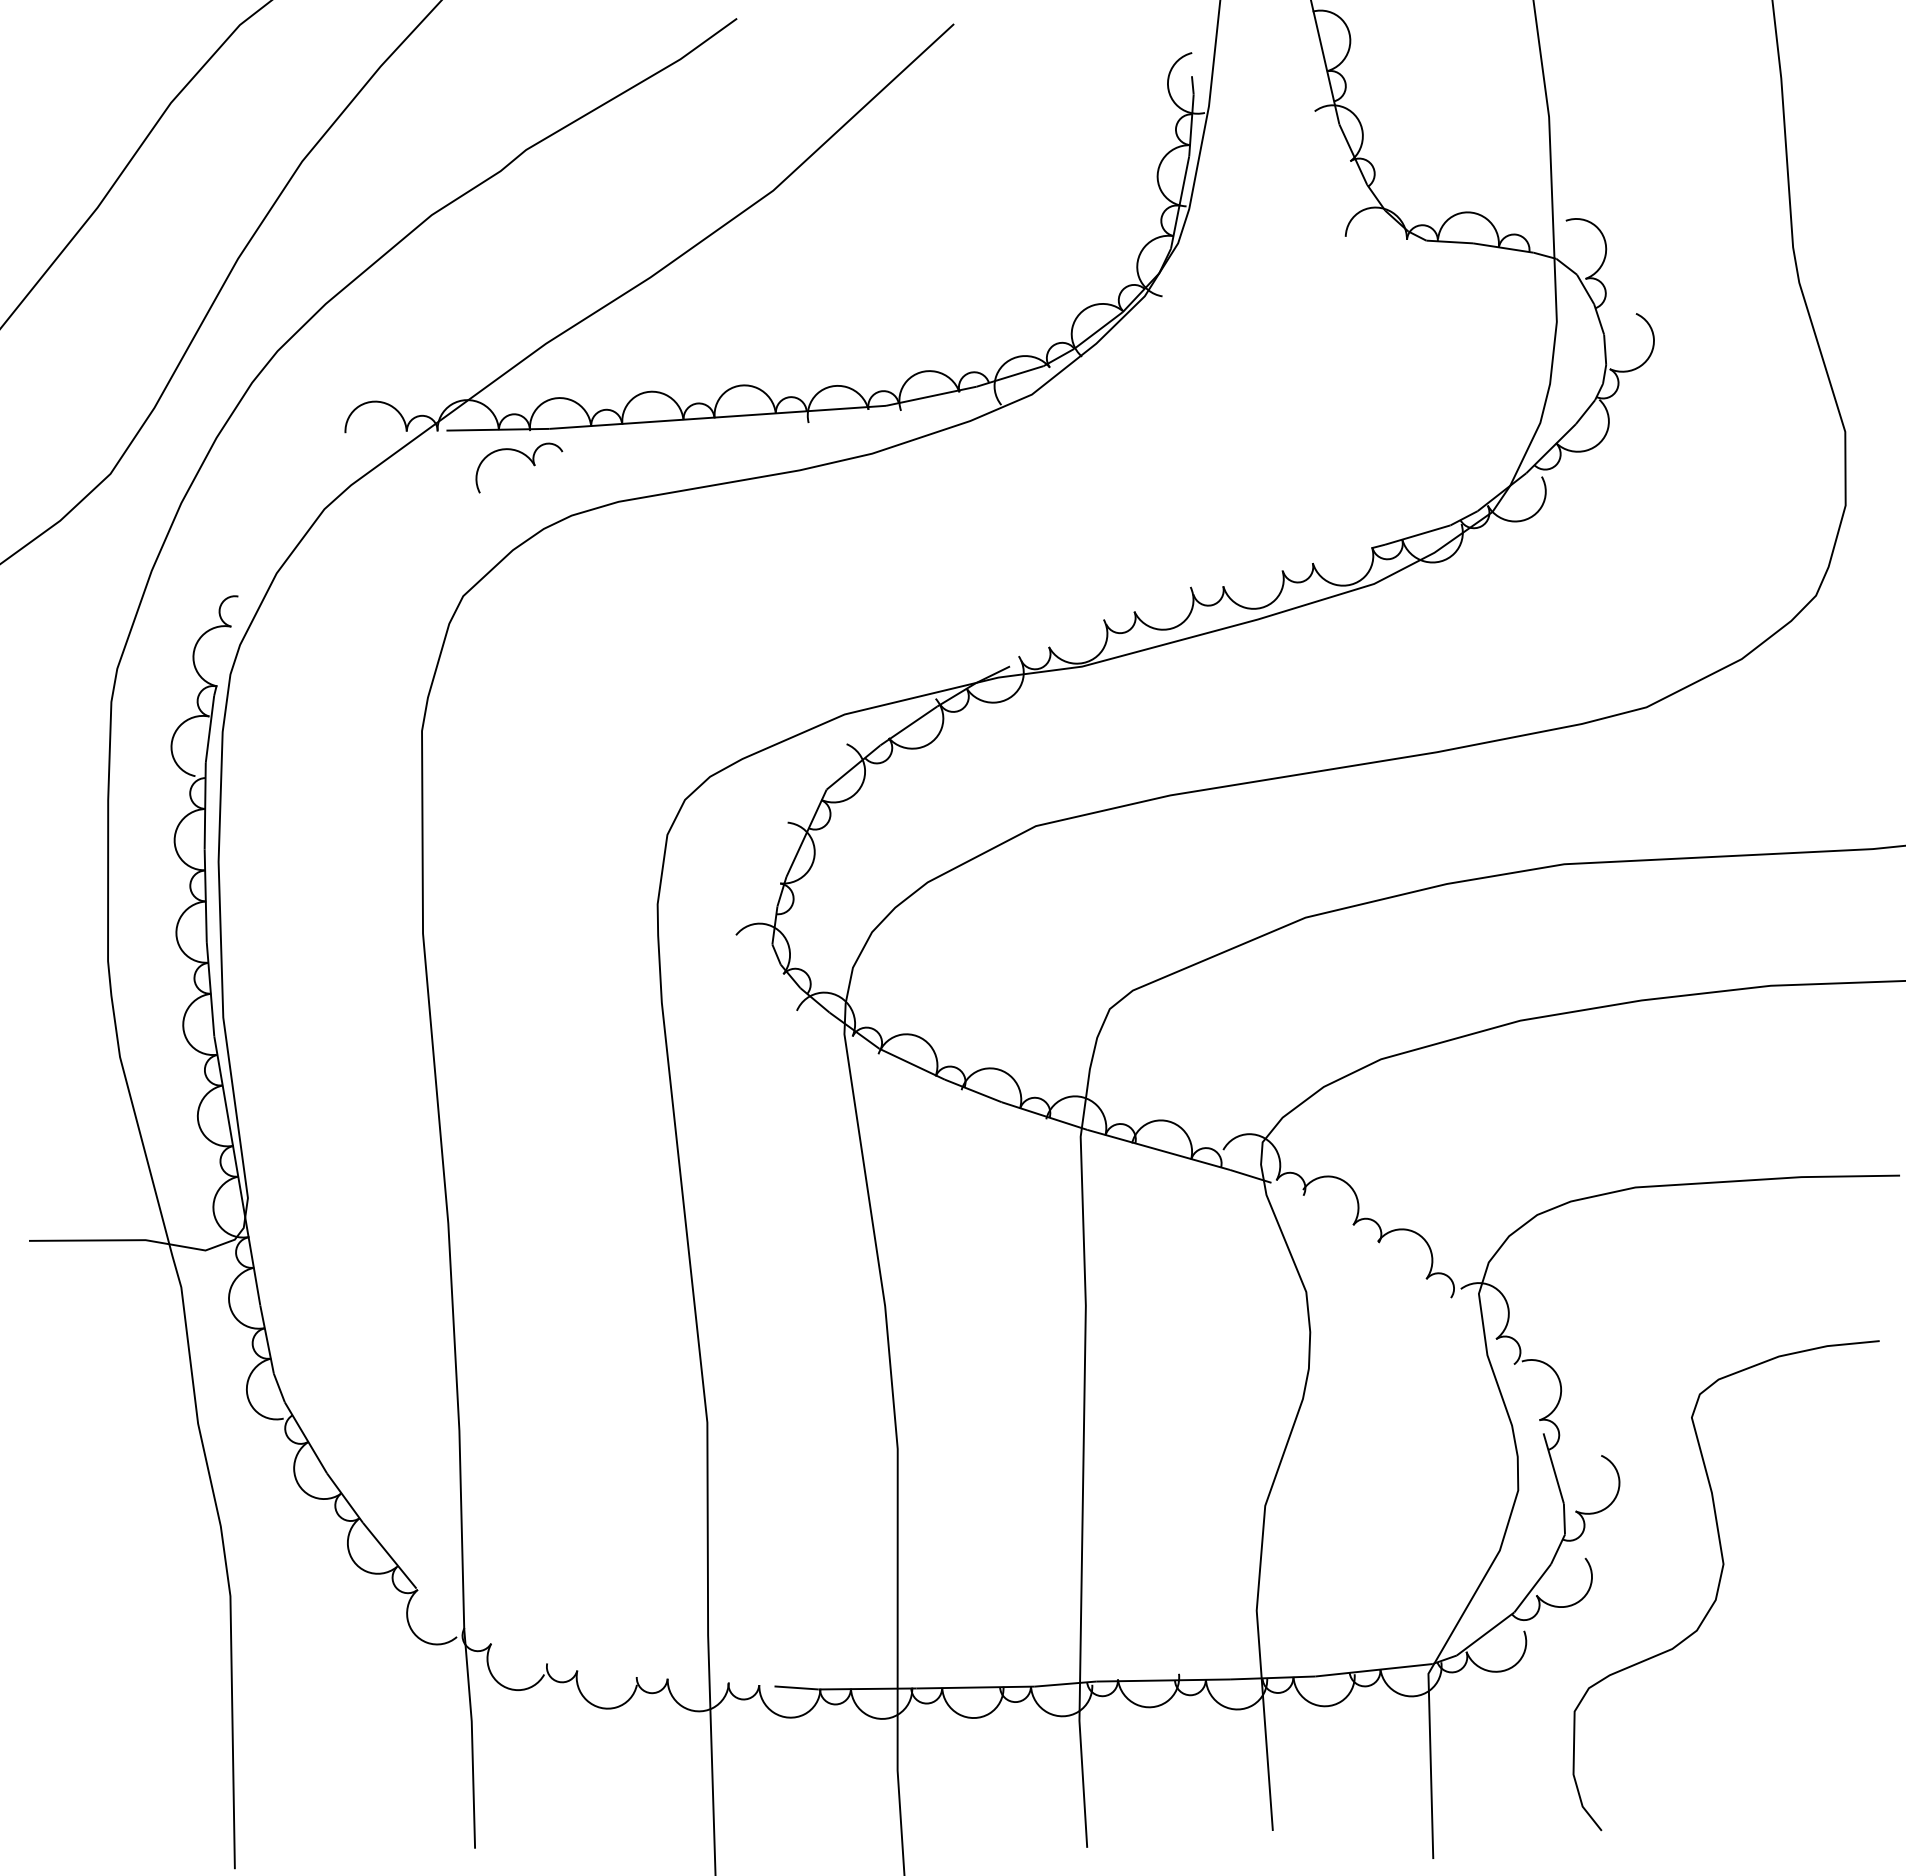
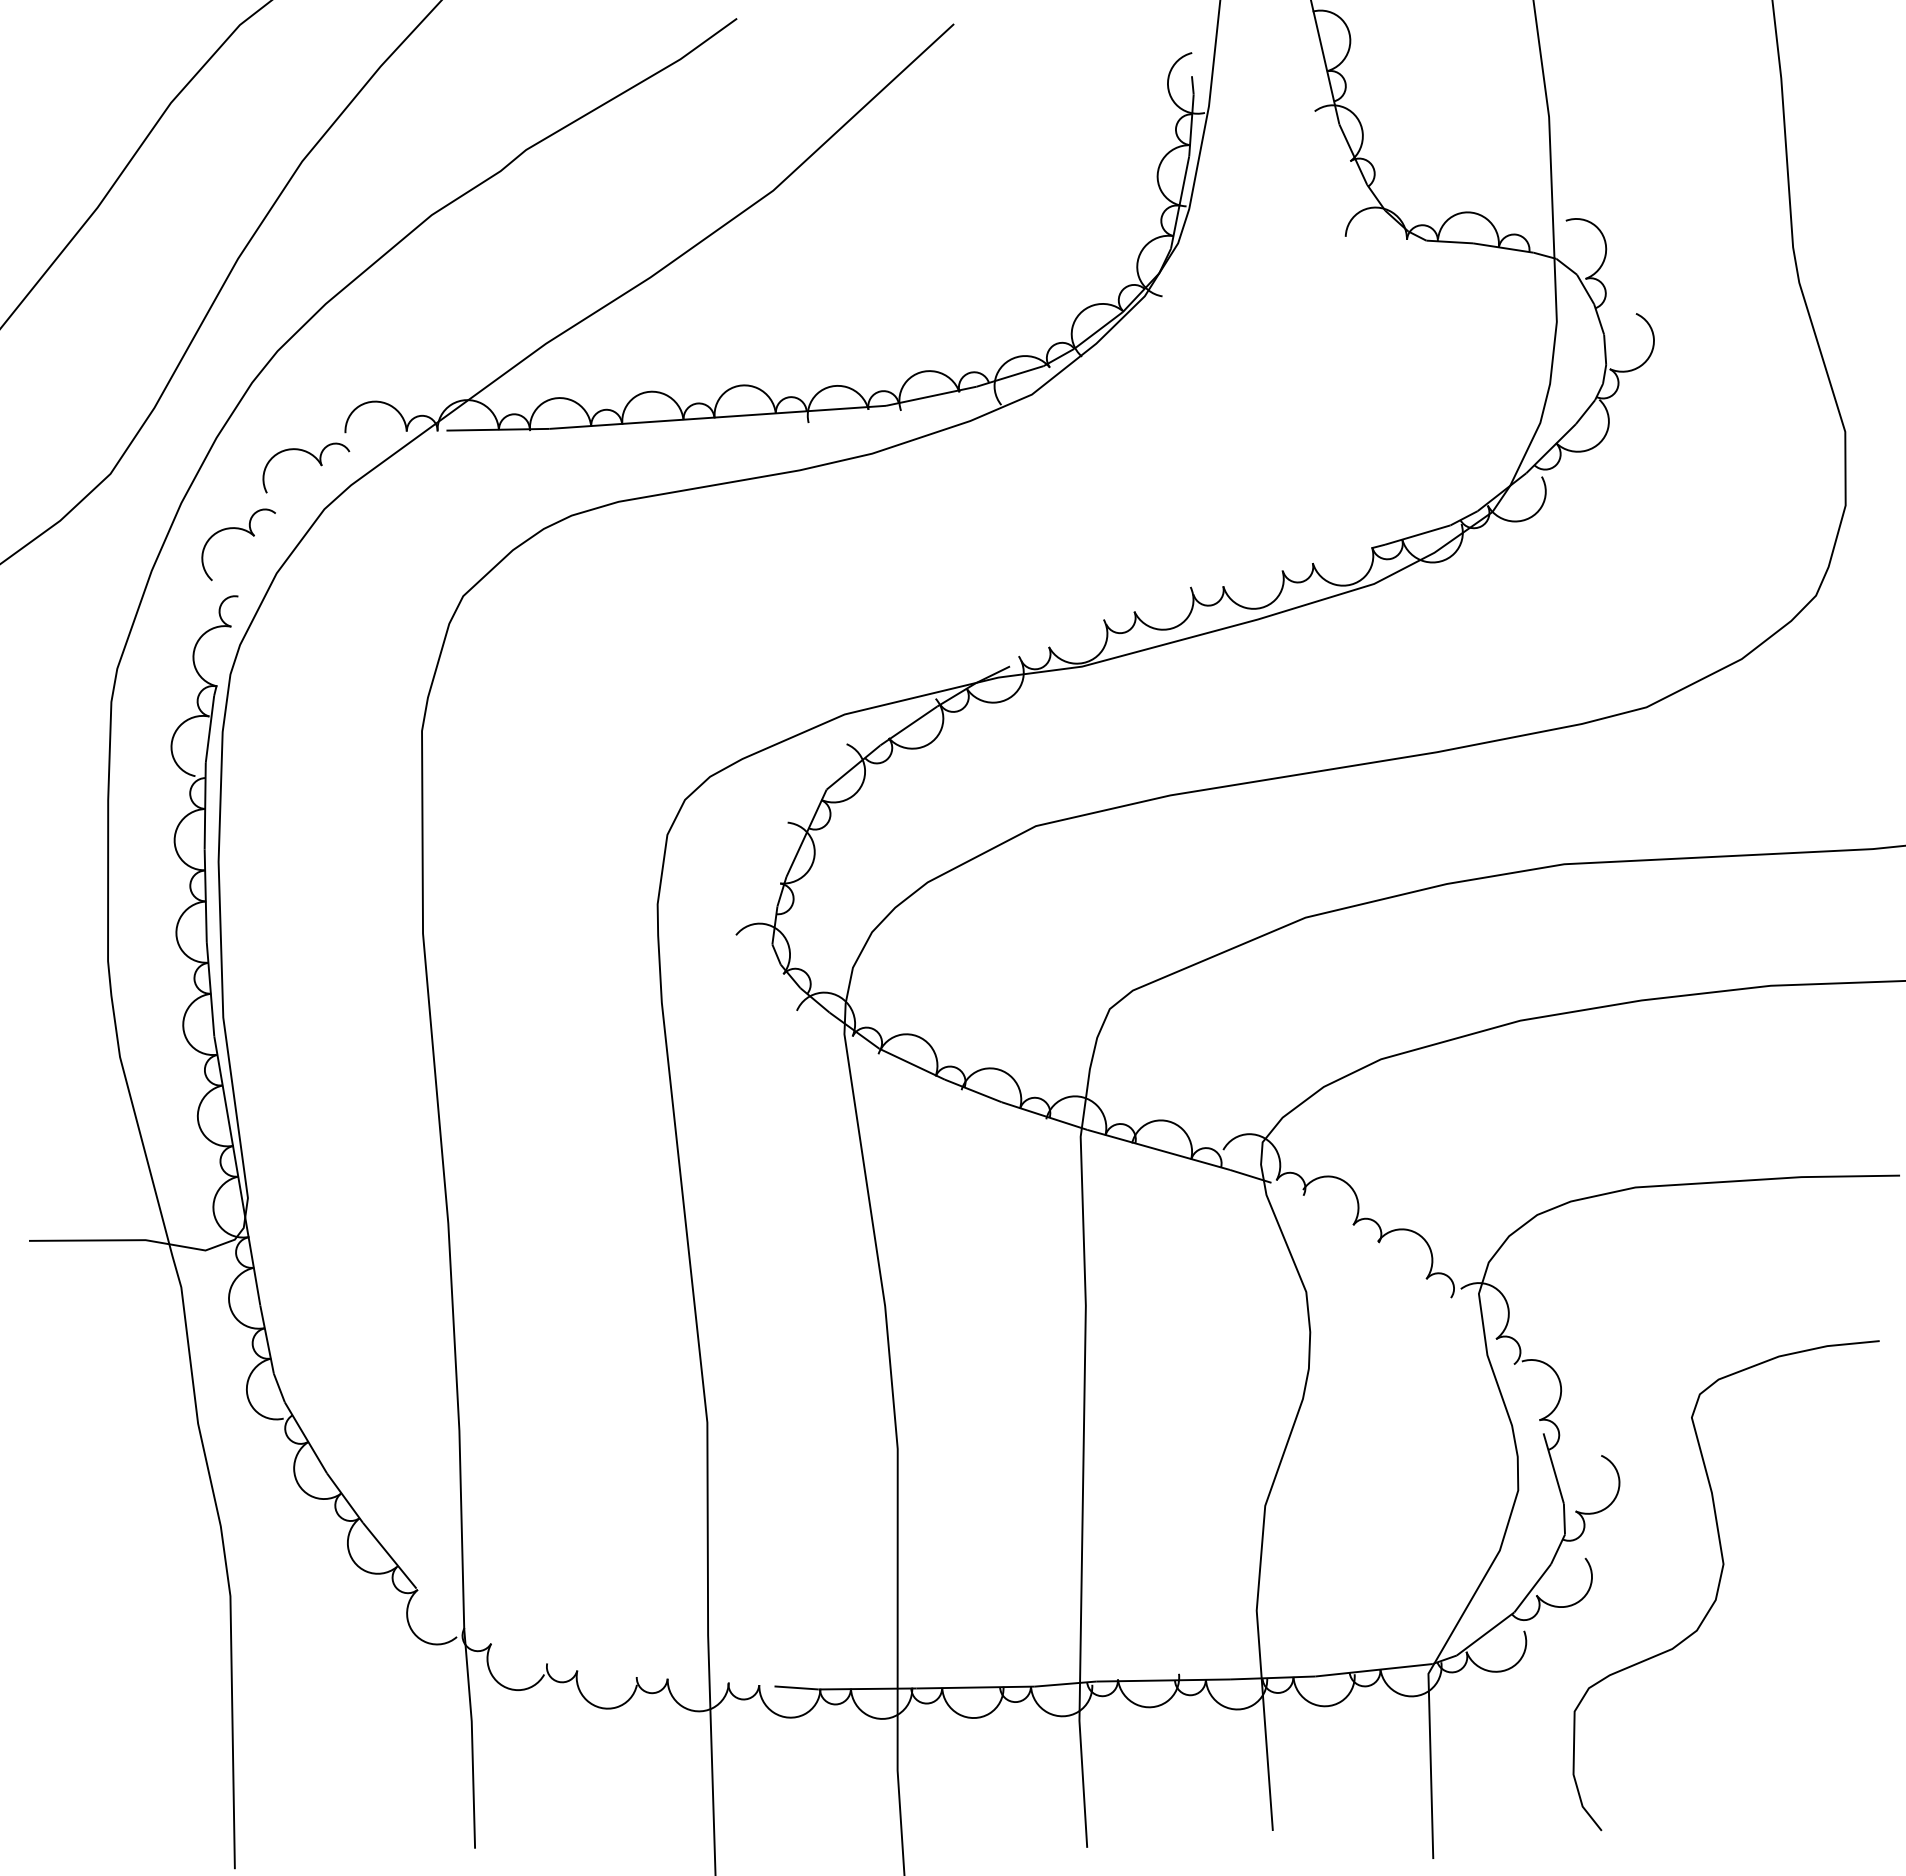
part position: (526, 457) -> (313, 457) (313, 457)
part: none -> present (241, 530)
